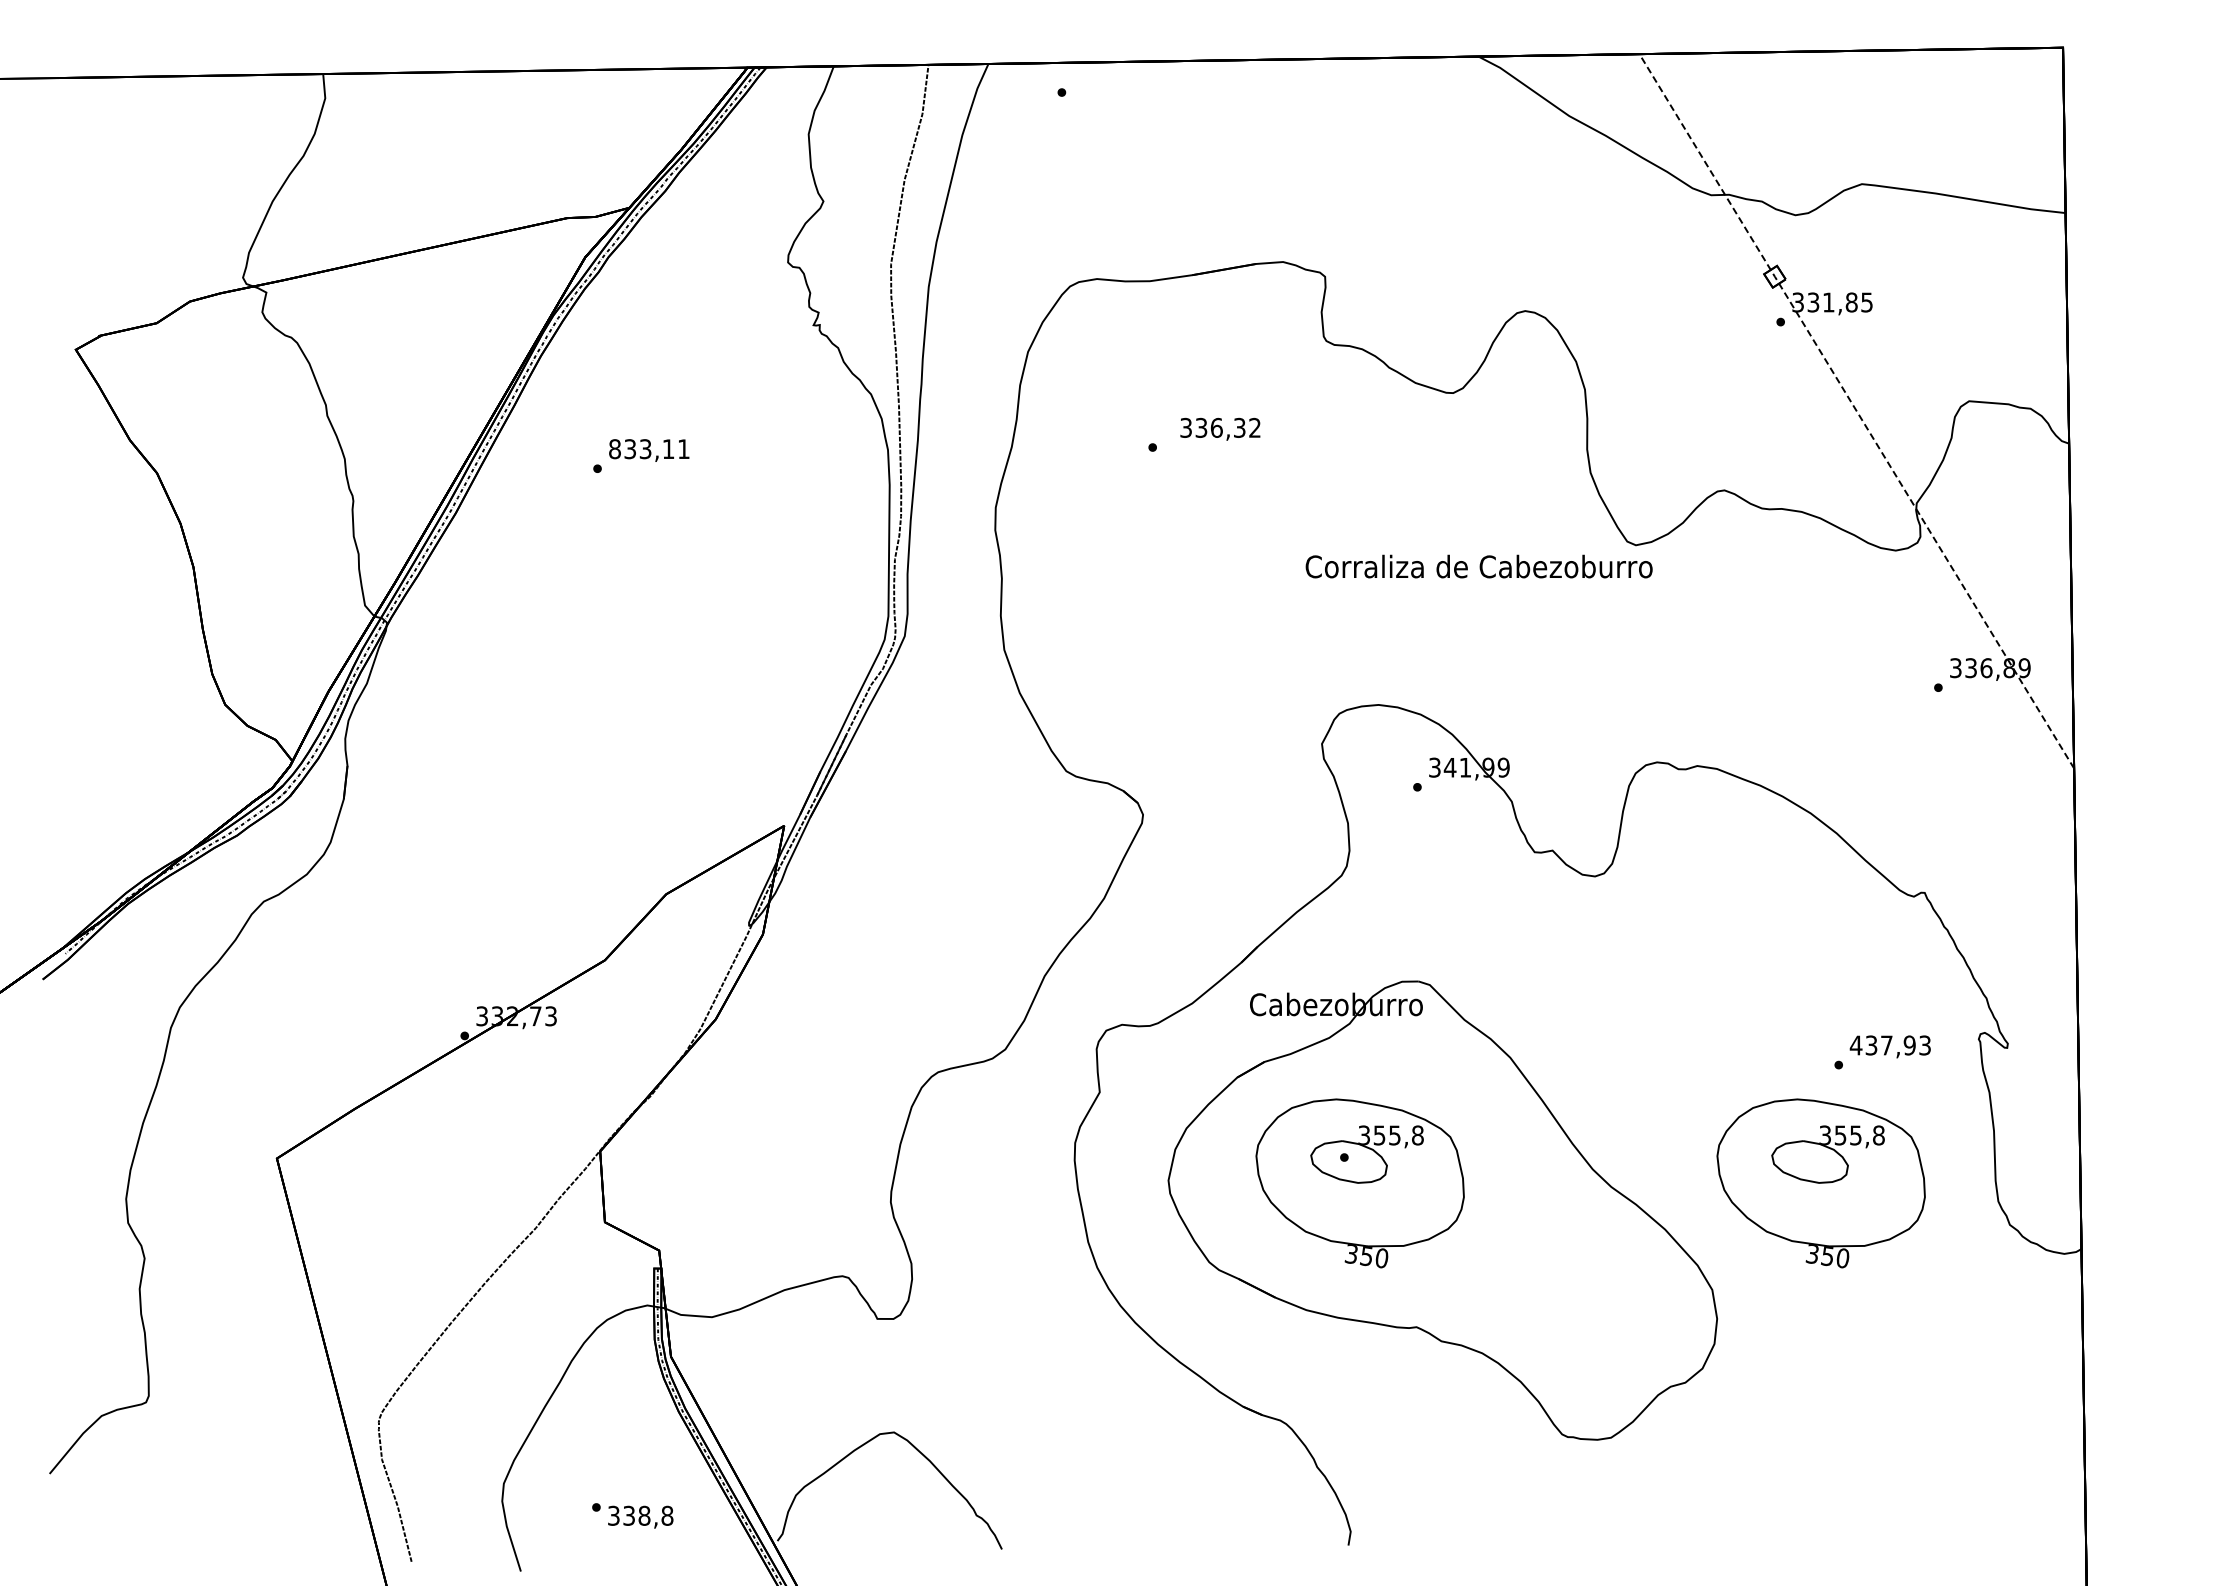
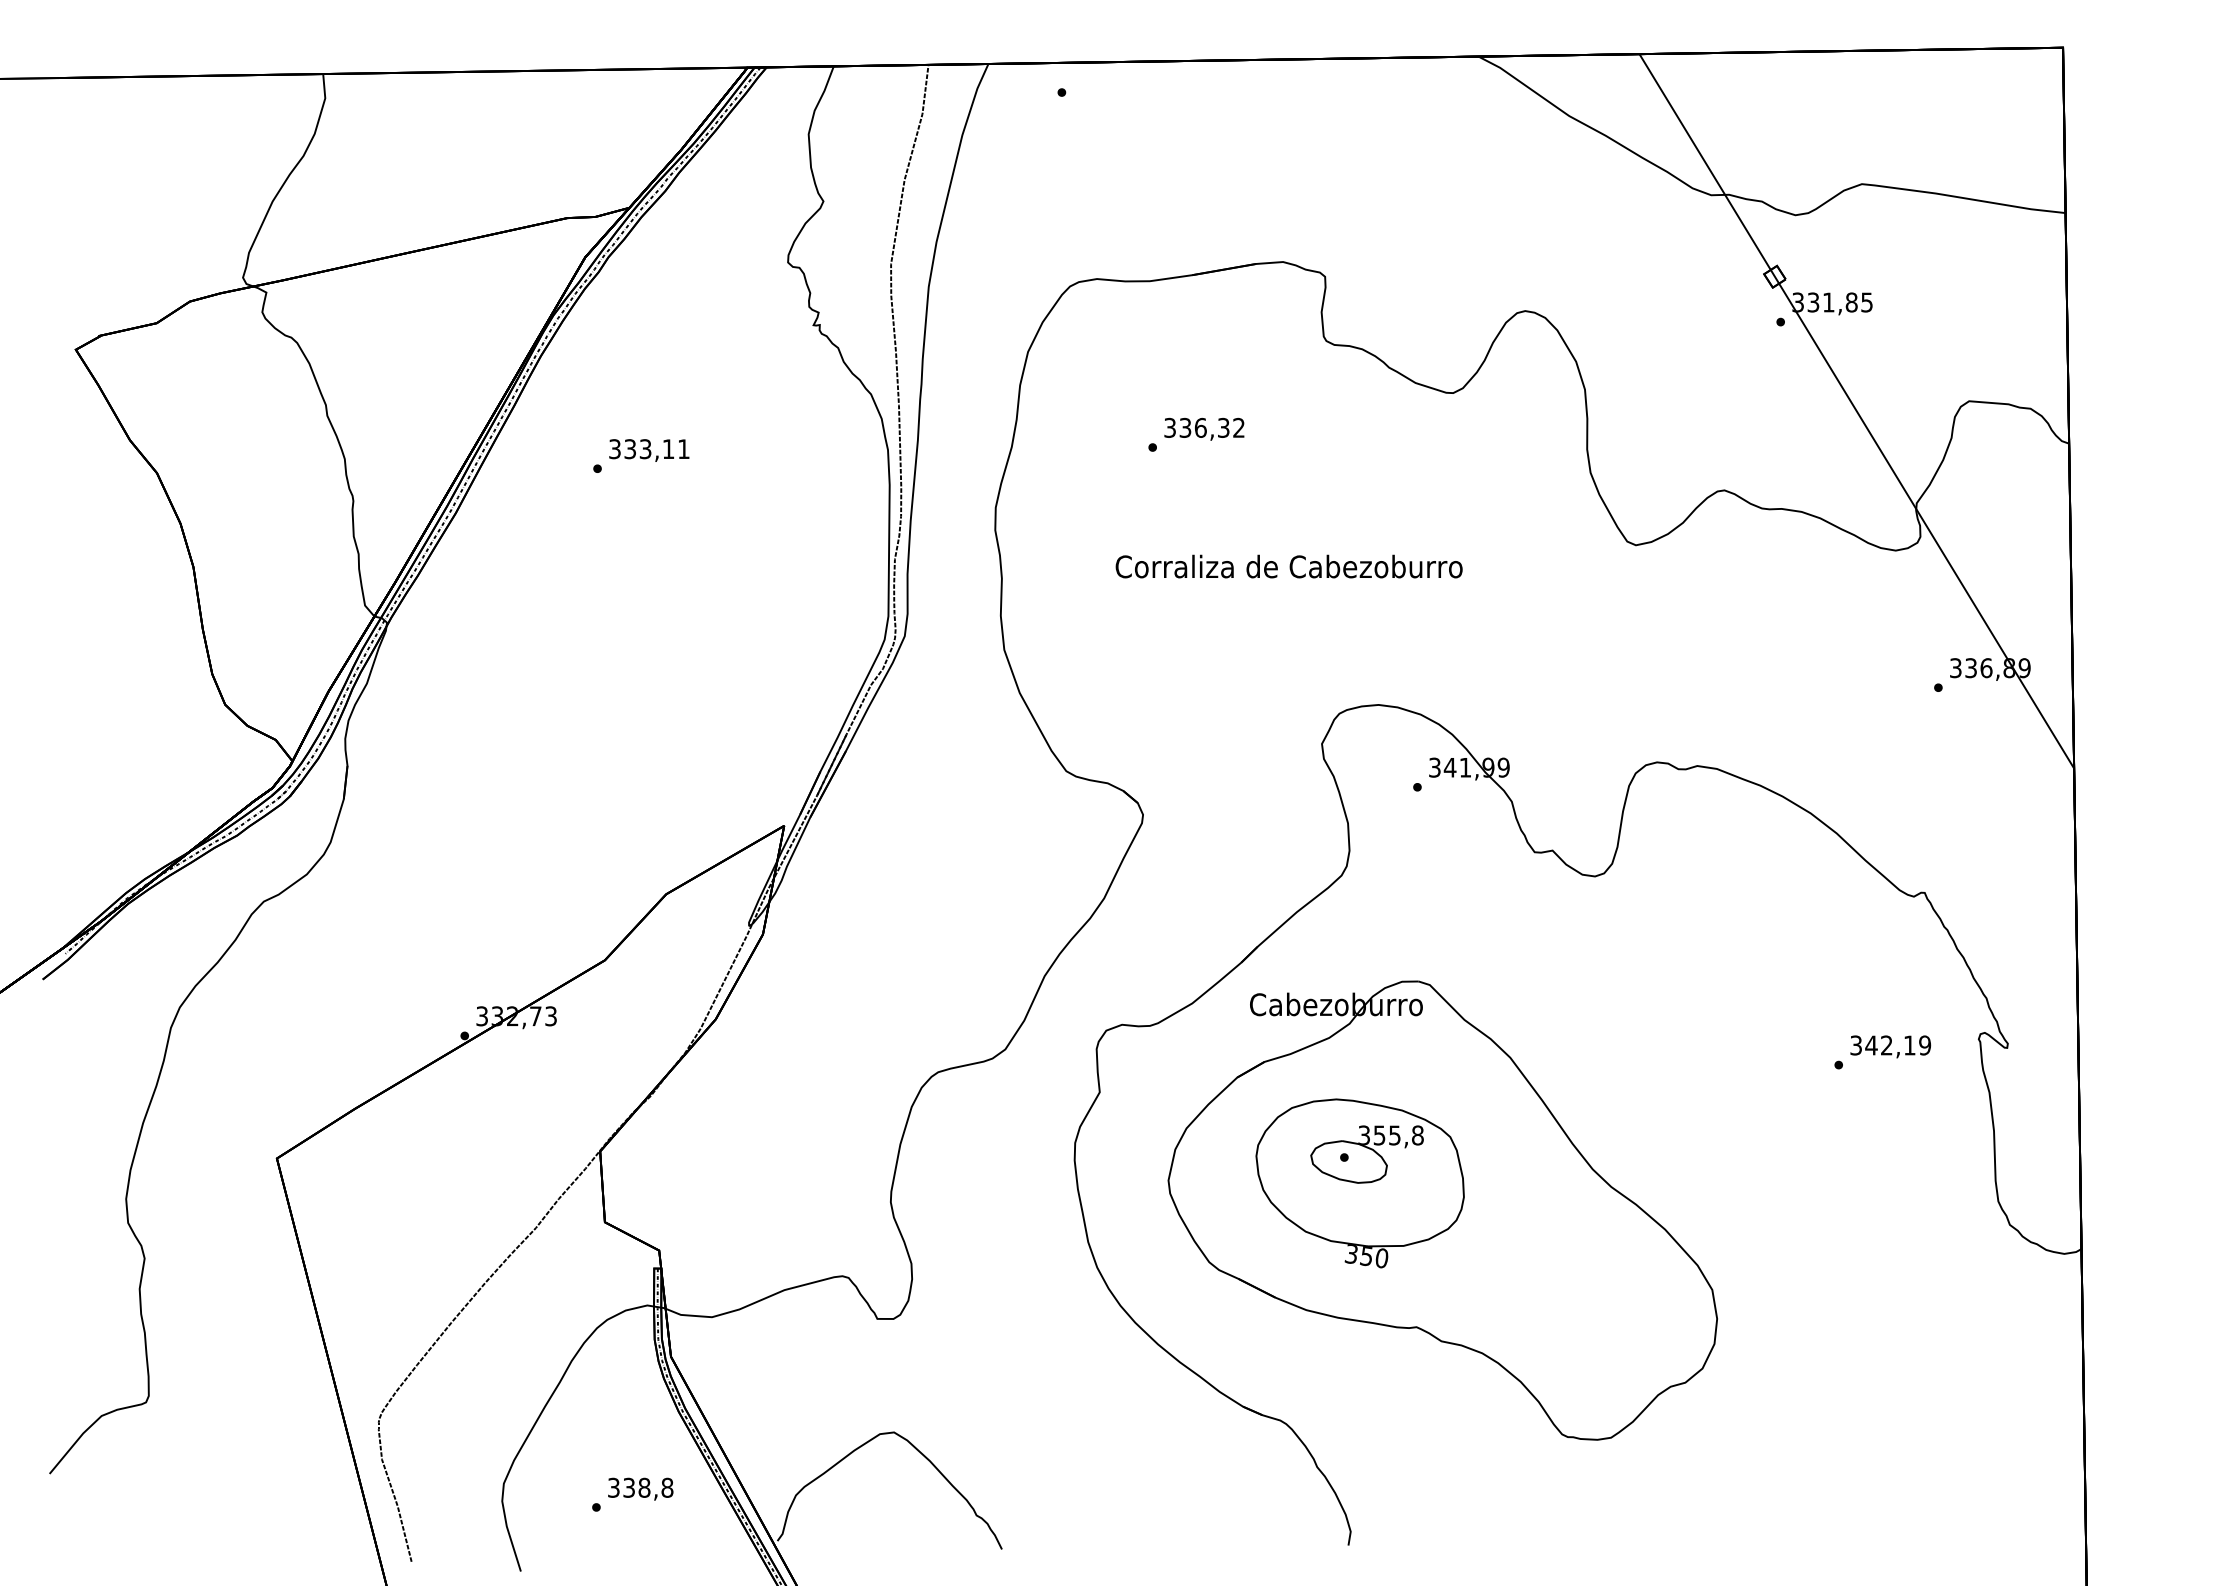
line: dashed -> solid (1856, 410)
text position: (1220, 428) -> (1204, 428) (1204, 428)
text: 833,11 -> 333,11 (614, 449)
text position: (1478, 566) -> (1288, 566) (1288, 566)
text: 437,93 -> 342,19 (1890, 1045)
part: present -> none (1820, 1183)
text position: (640, 1516) -> (640, 1488) (640, 1488)
